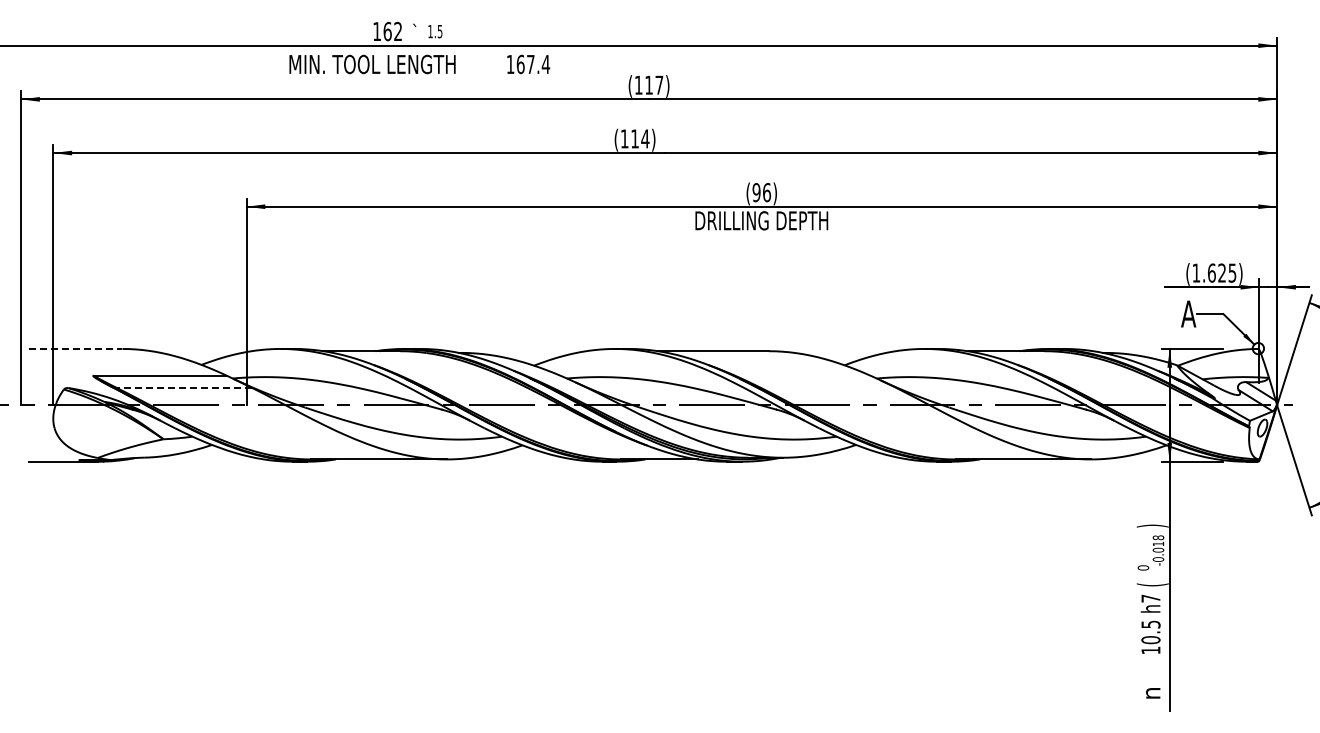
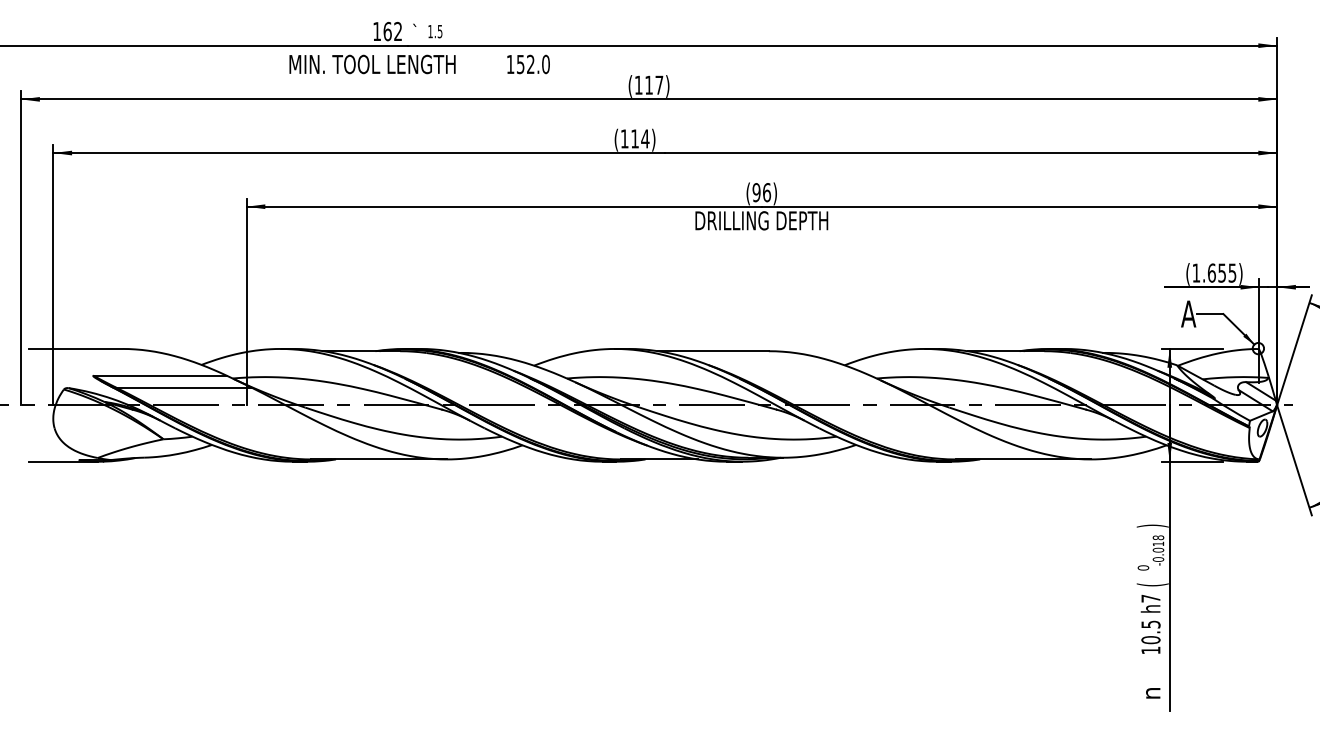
text: 167.4 -> 152.0 (533, 64)
text: (1.625) -> (1.655) (1221, 272)
line: dashed -> solid (75, 348)
line: dashed -> solid (183, 387)
